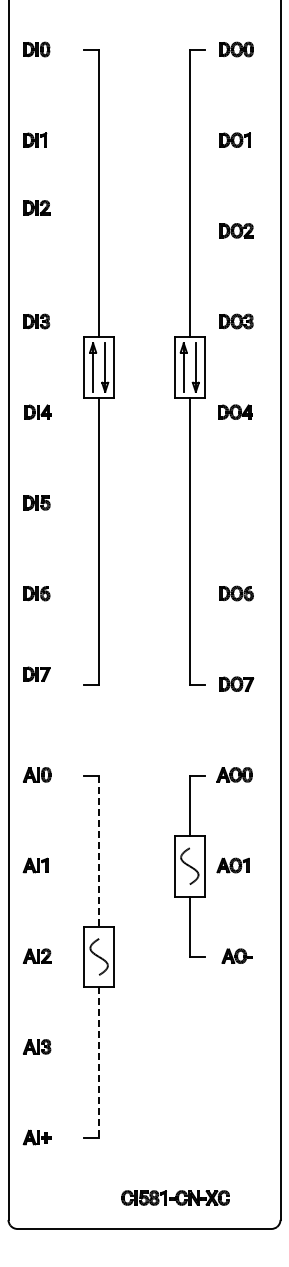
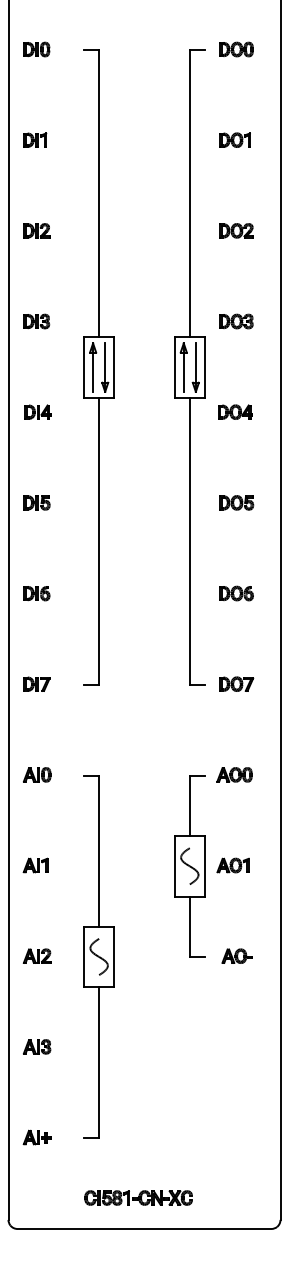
part position: (36, 207) -> (36, 230) (36, 230)
part: none -> present (236, 502)
part position: (36, 673) -> (36, 683) (36, 683)
line: dashed -> solid (99, 851)
line: dashed -> solid (99, 1062)
part position: (175, 1197) -> (138, 1197) (138, 1197)
